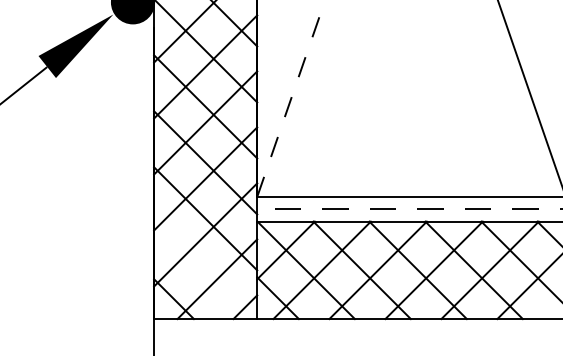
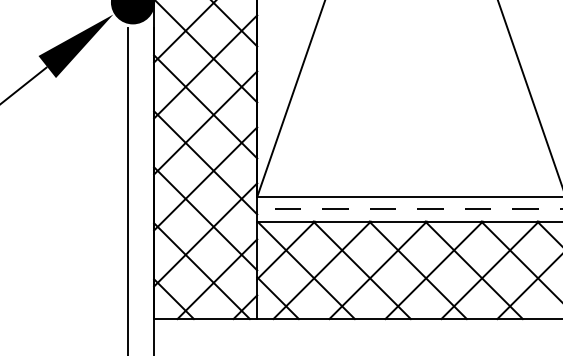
line: dashed -> solid (291, 98)
line: none -> present (127, 190)
line: none -> present (201, 271)
